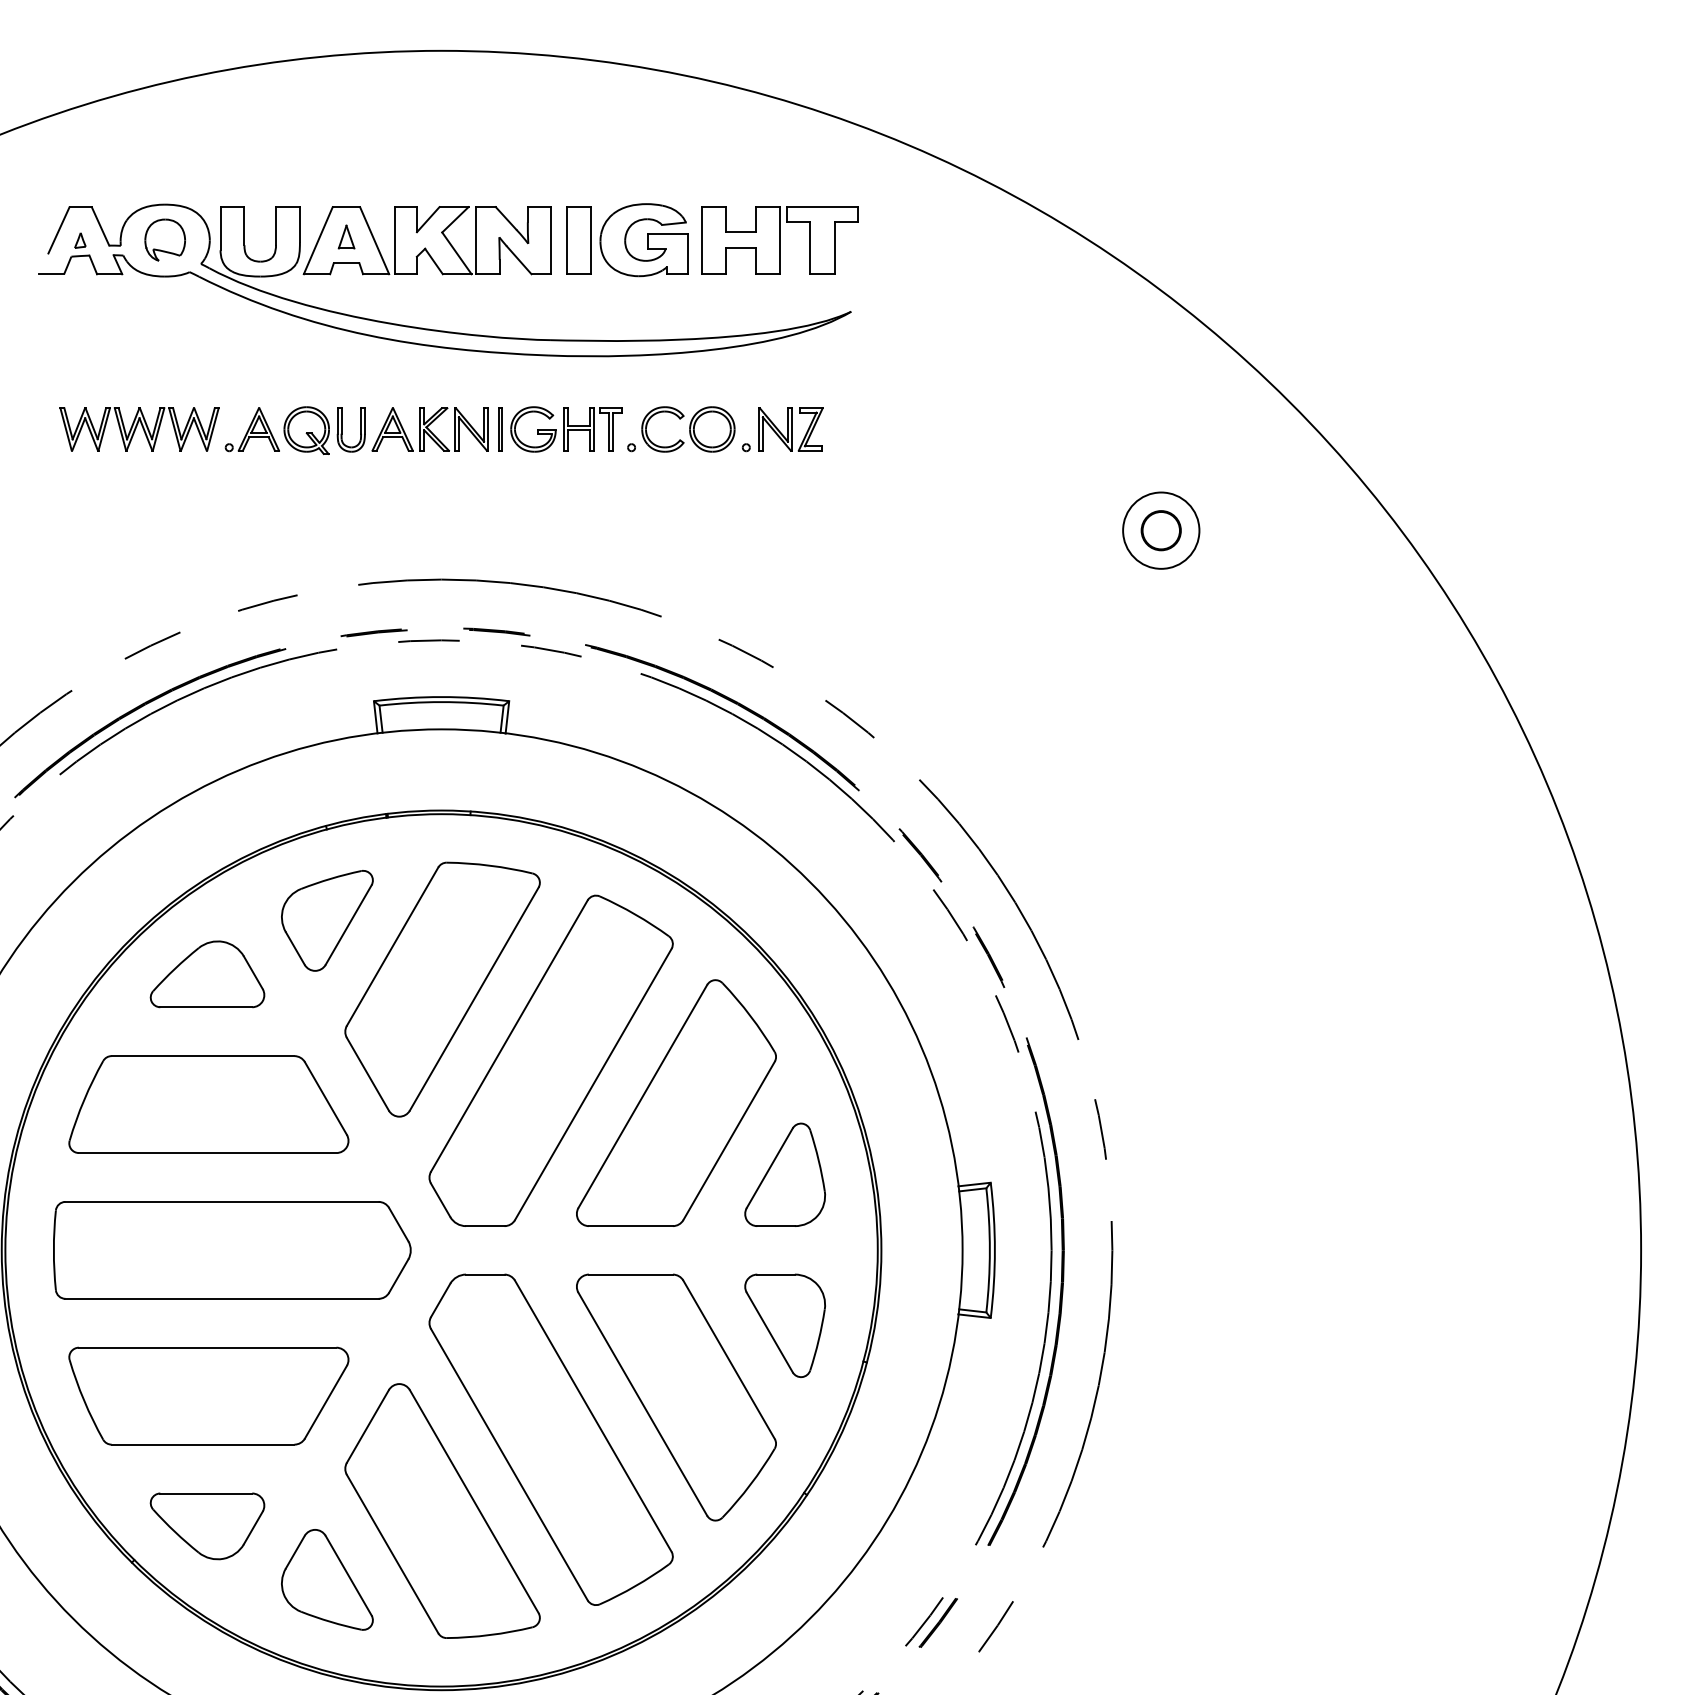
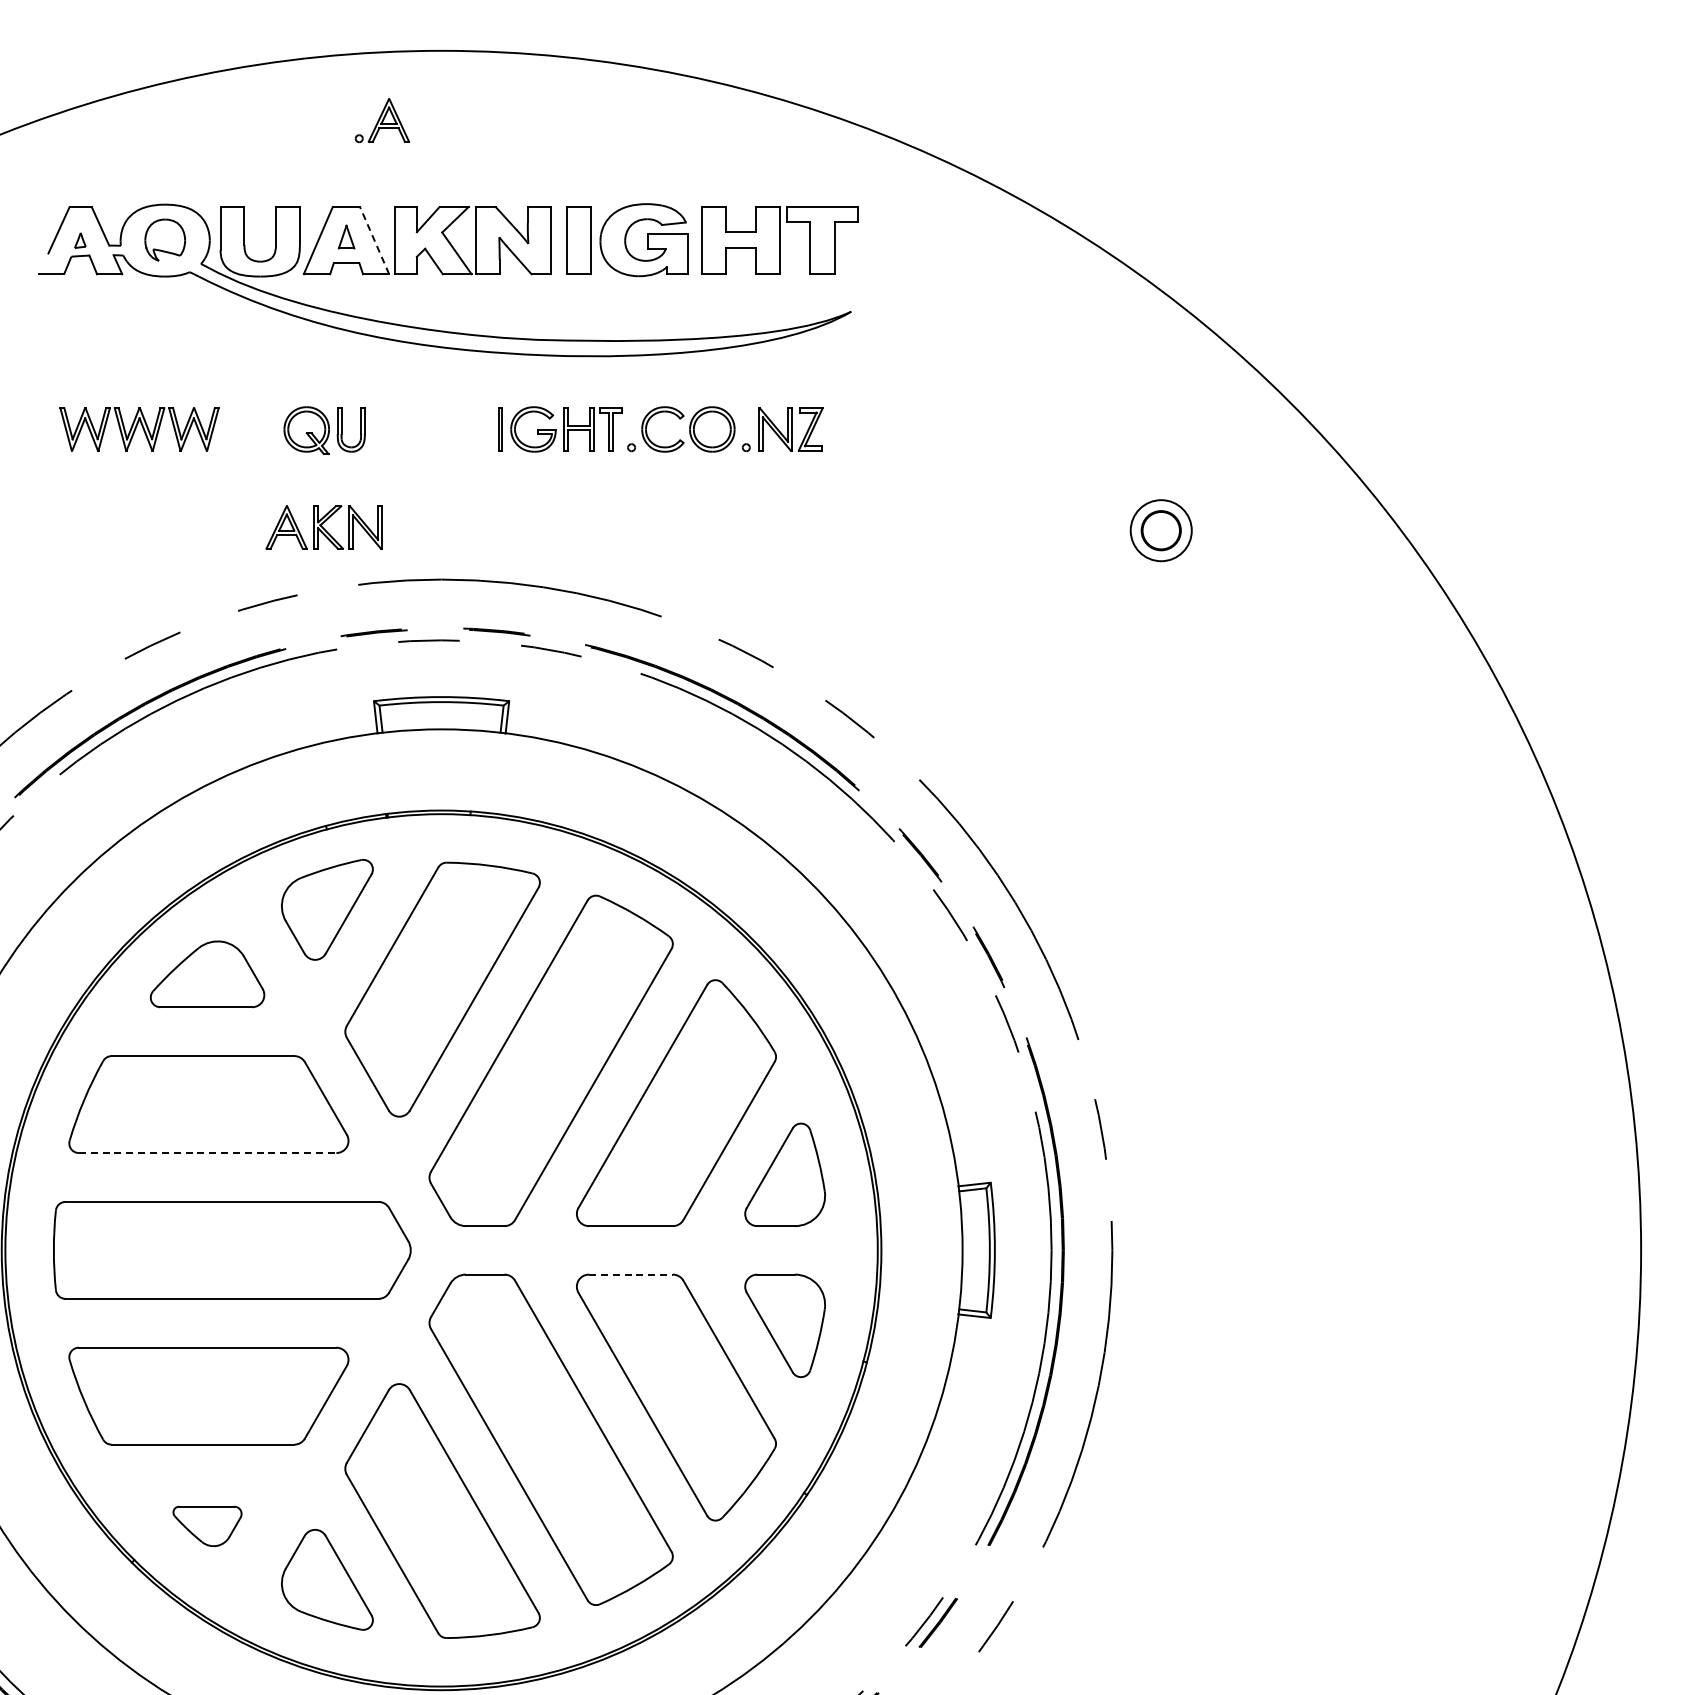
line: solid -> dashed (374, 240)
part position: (251, 429) -> (381, 120) (381, 120)
part position: (429, 429) -> (323, 527) (323, 527)
circle diameter: 76 px -> 61 px (1160, 530)
part position: (327, 920) -> (327, 909) (327, 909)
line: solid -> dashed (207, 1153)
line: solid -> dashed (630, 1274)
part size: 117x69 px -> 71x43 px (207, 1526)
